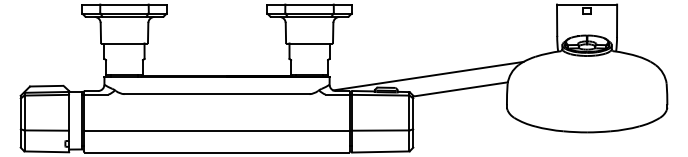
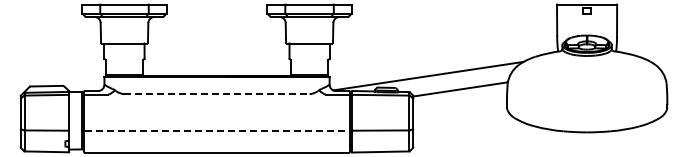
line: solid -> dashed (217, 94)
line: solid -> dashed (217, 130)
